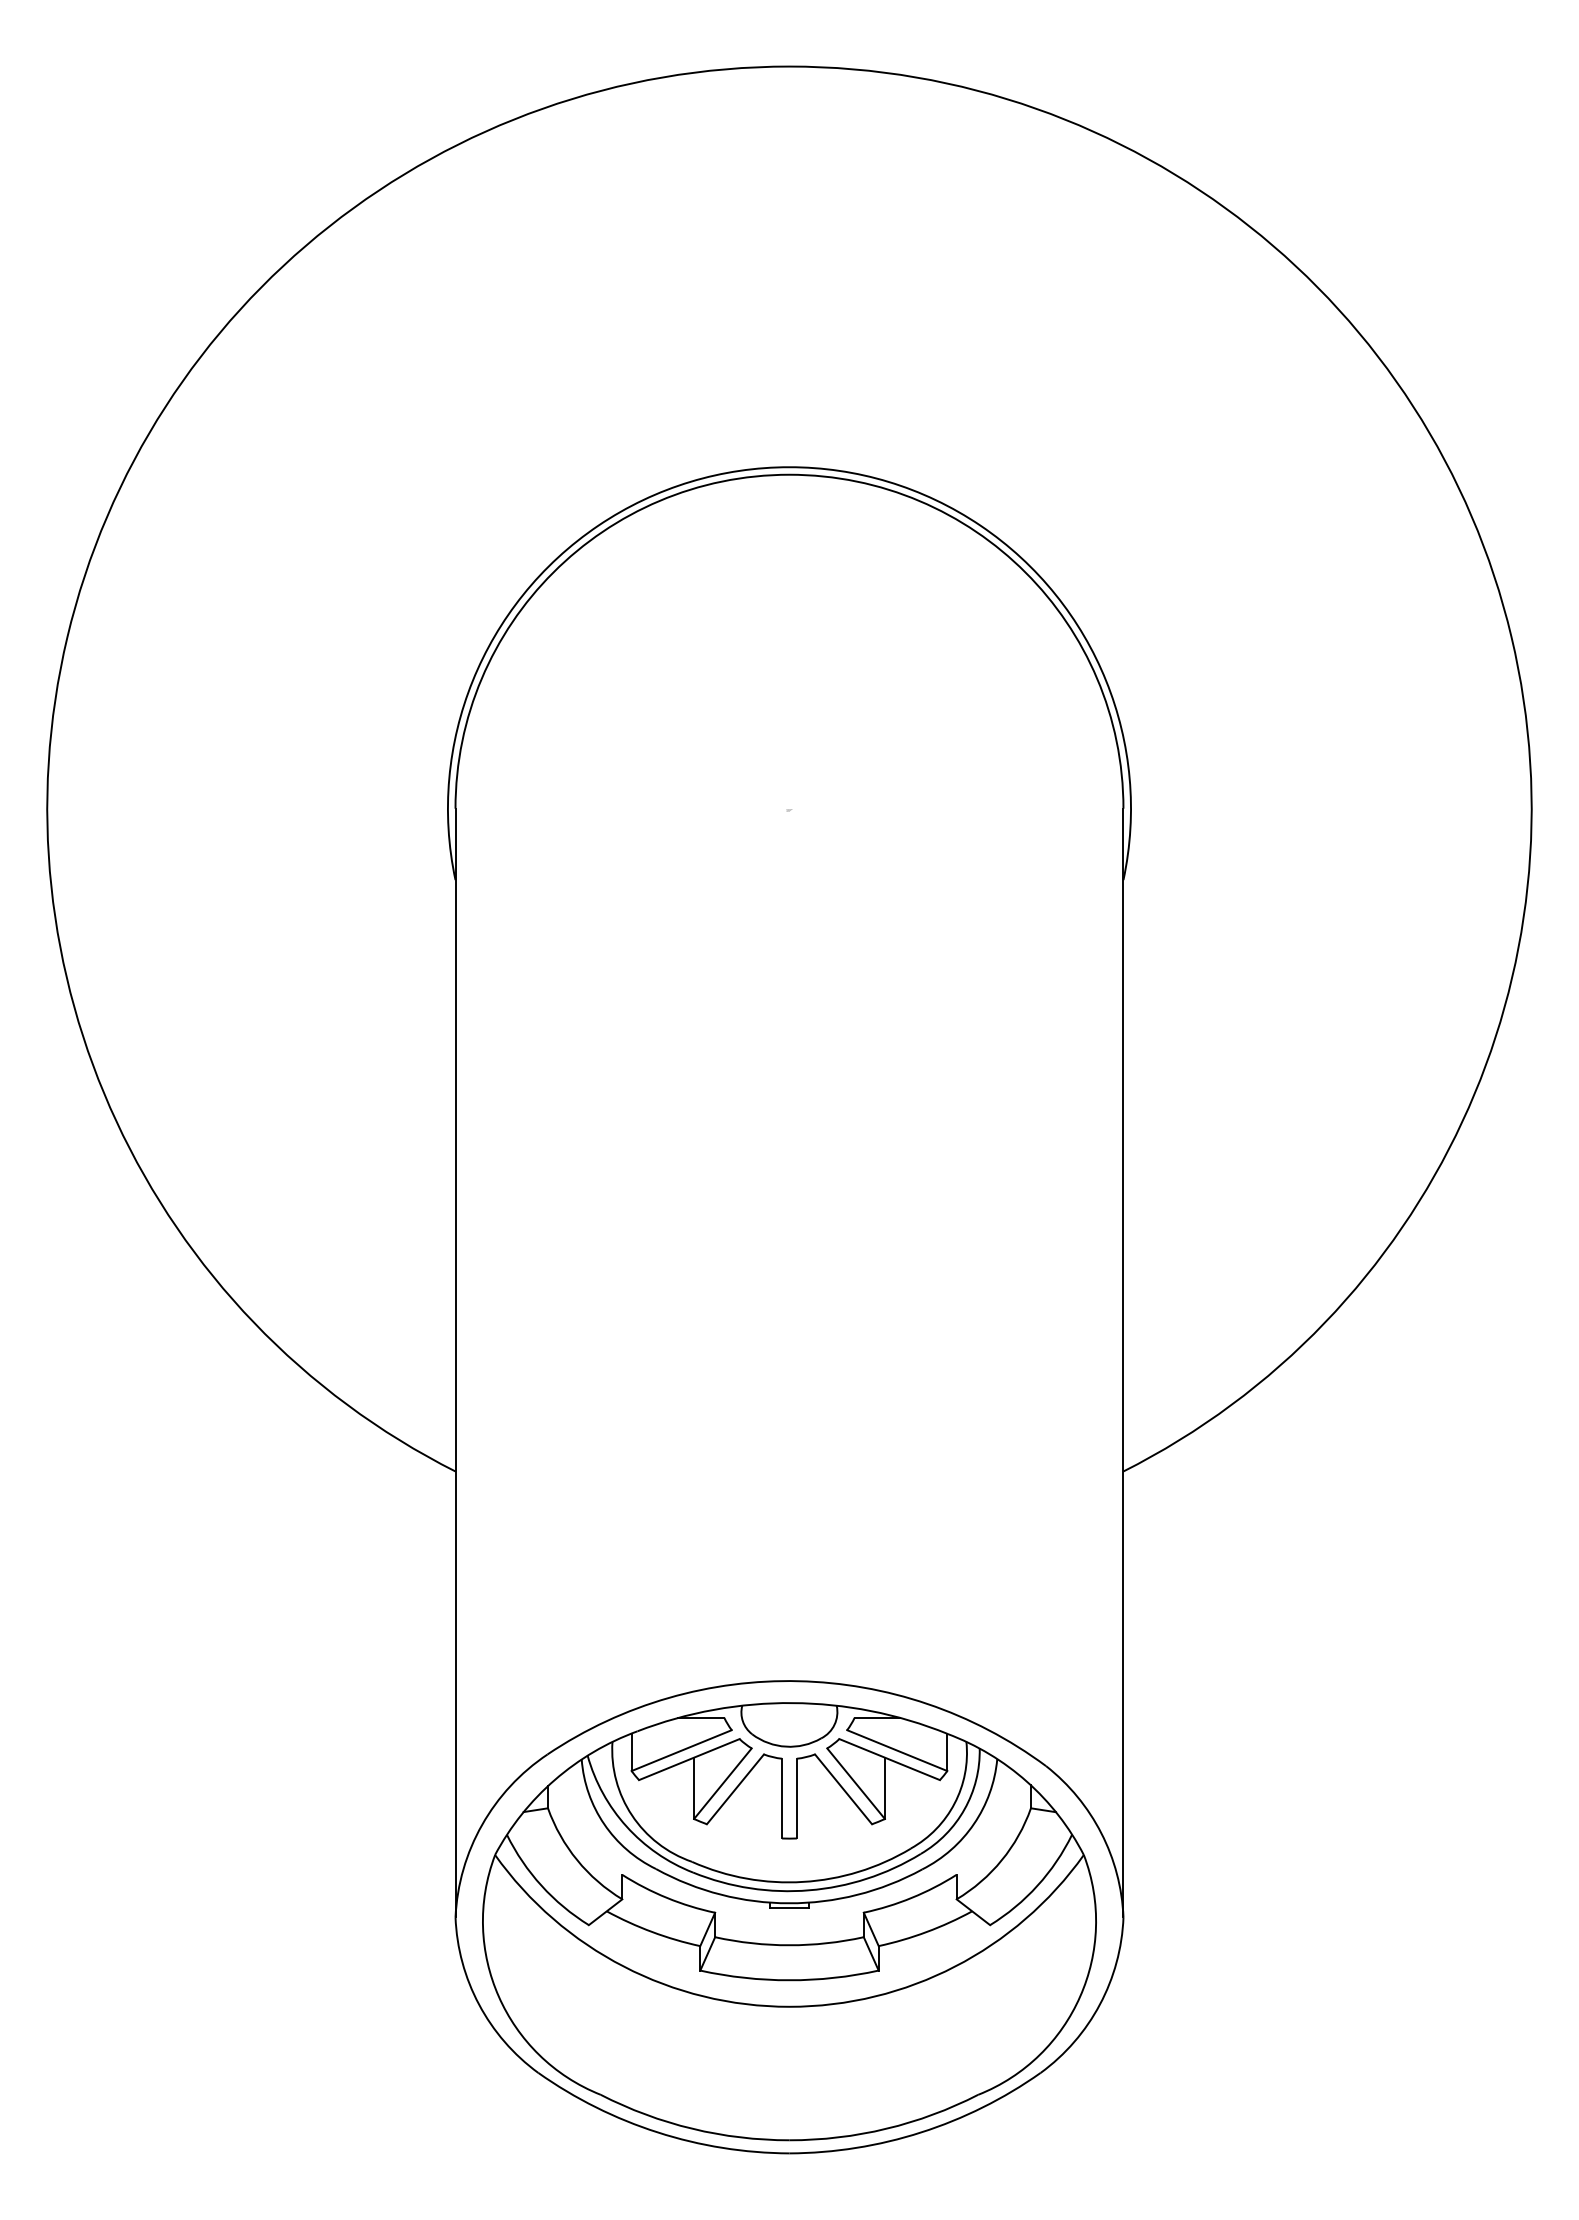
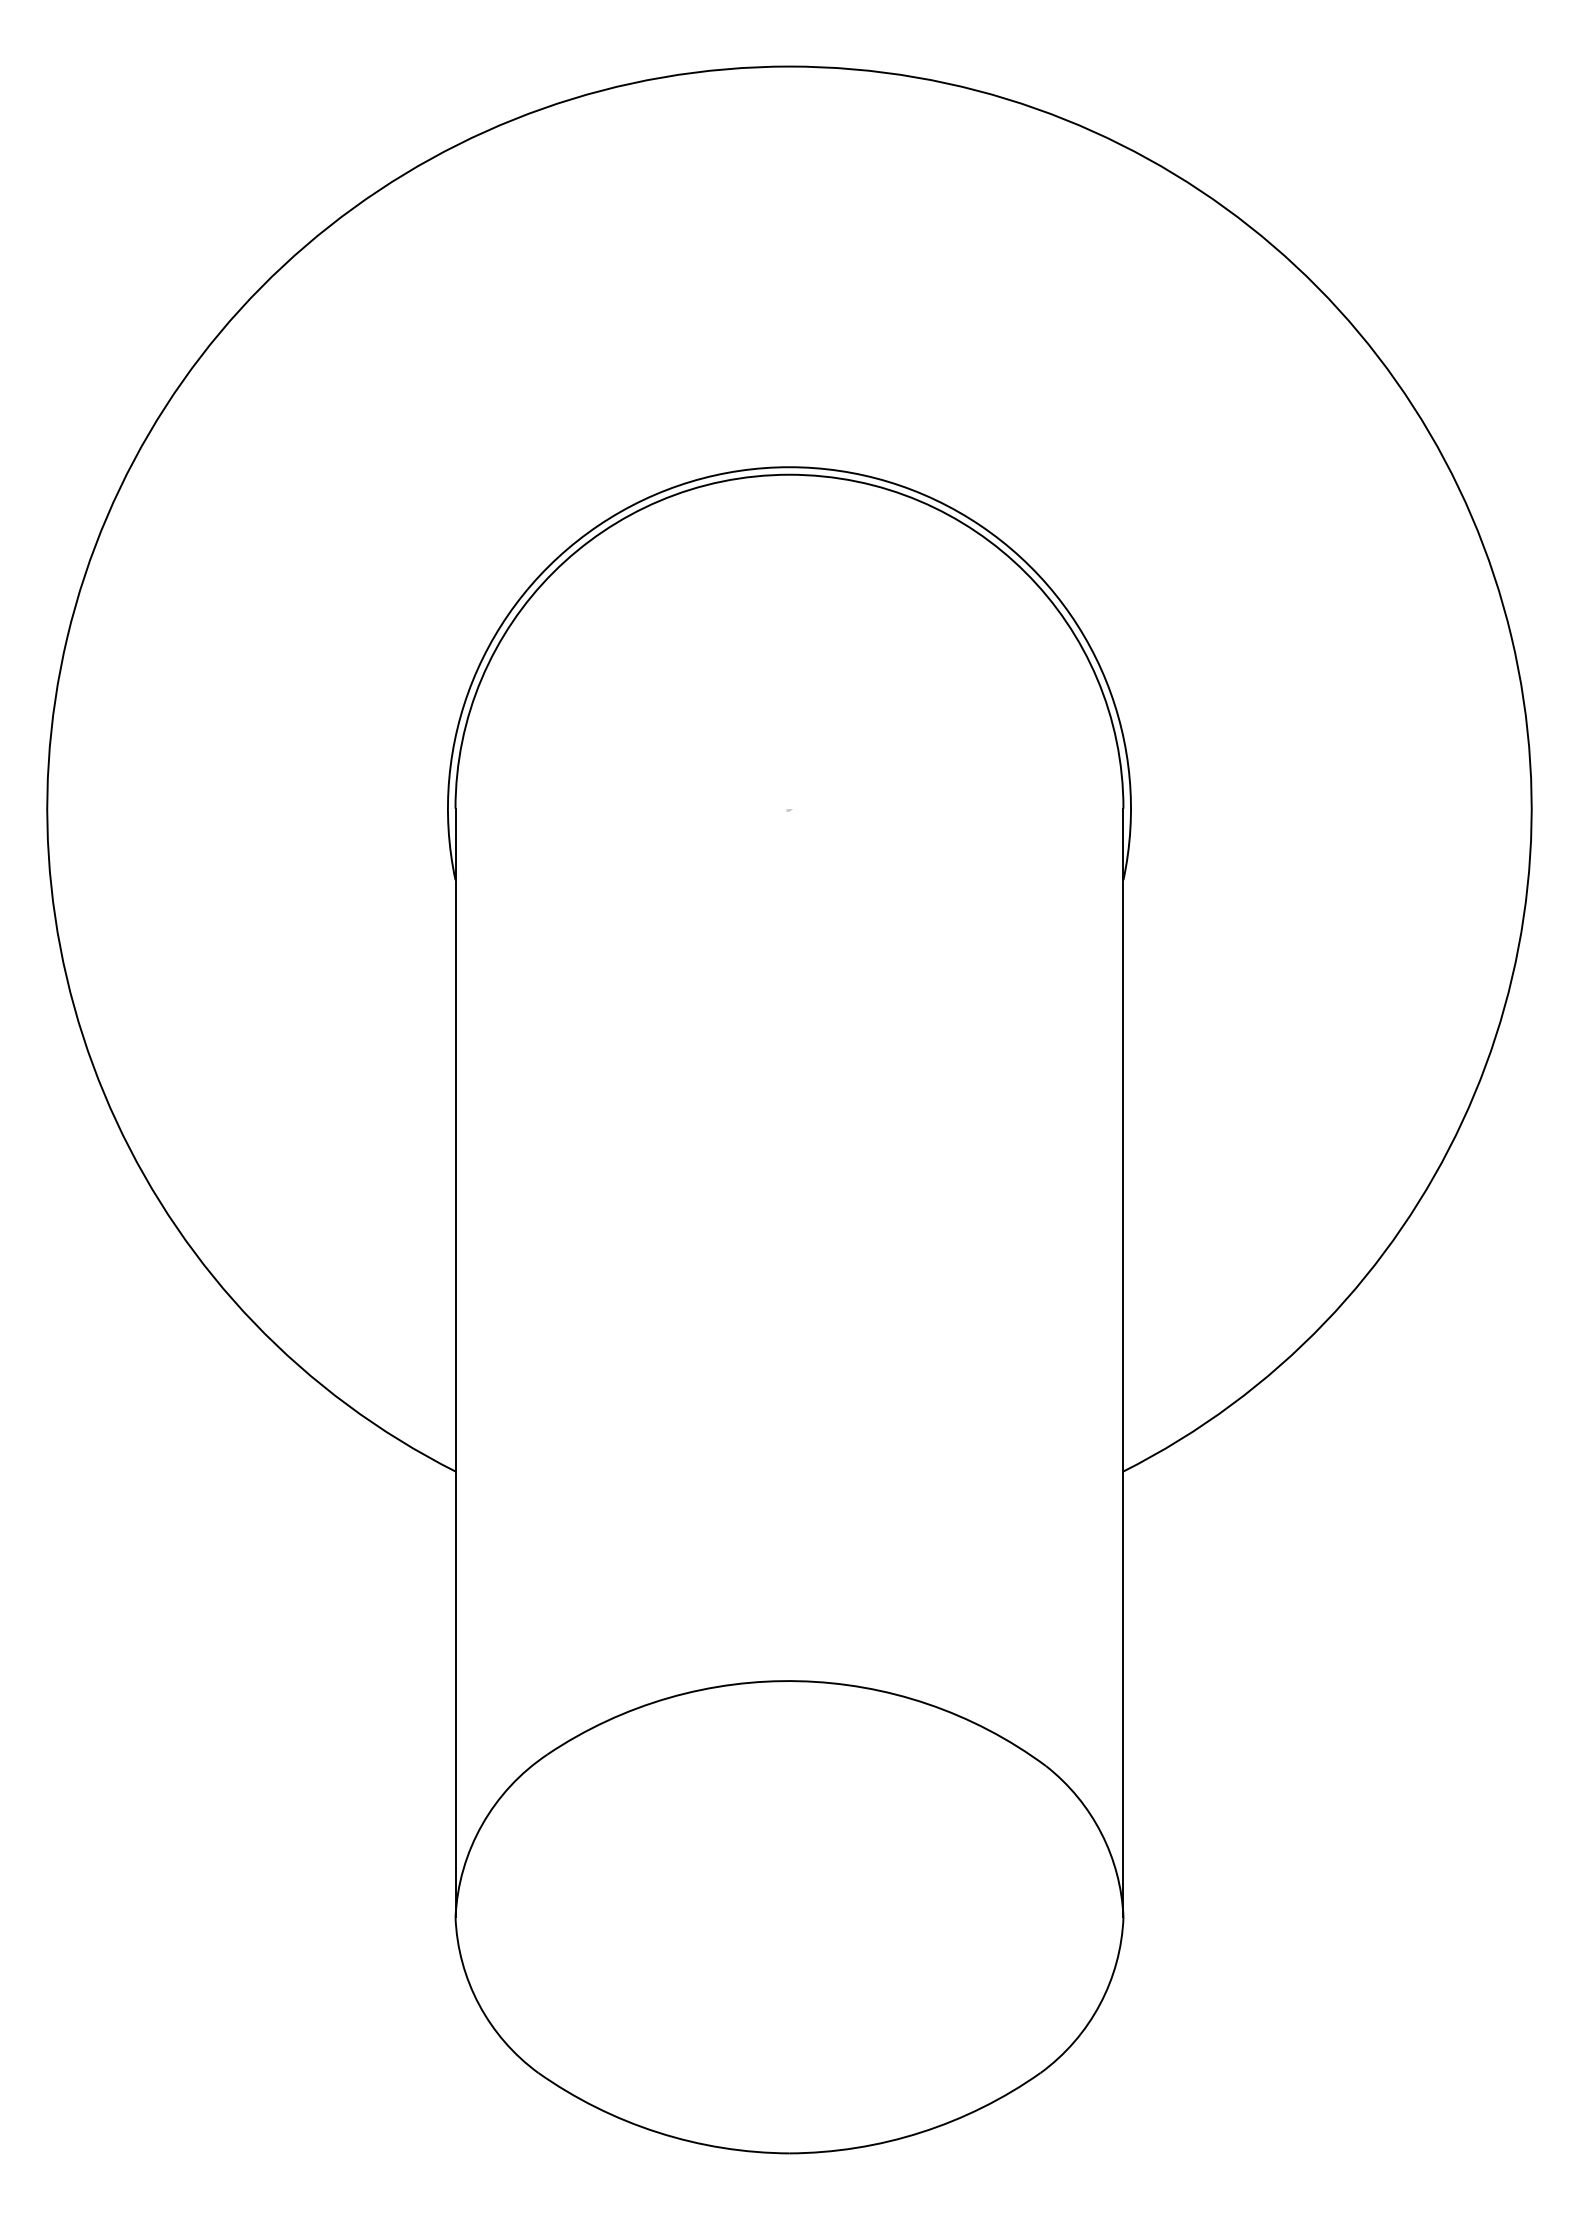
part: present -> none (789, 1921)
